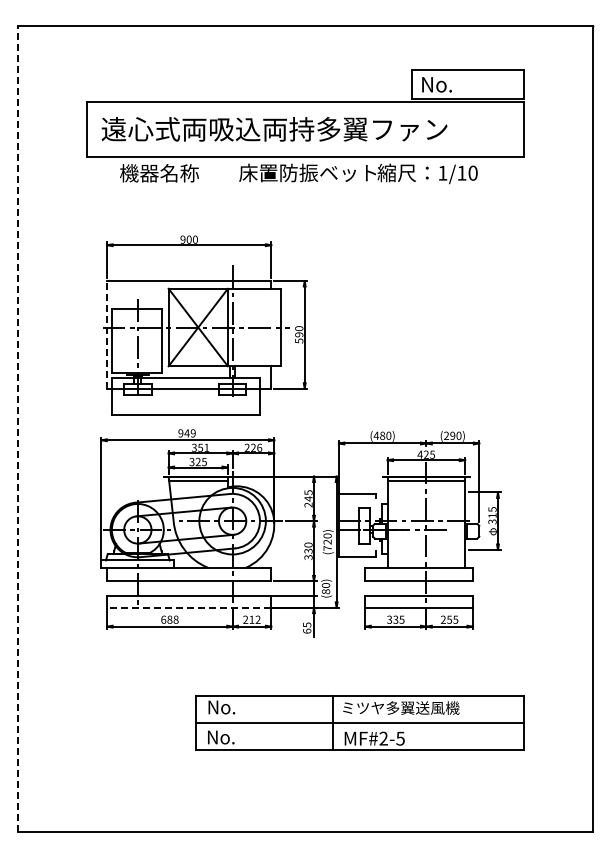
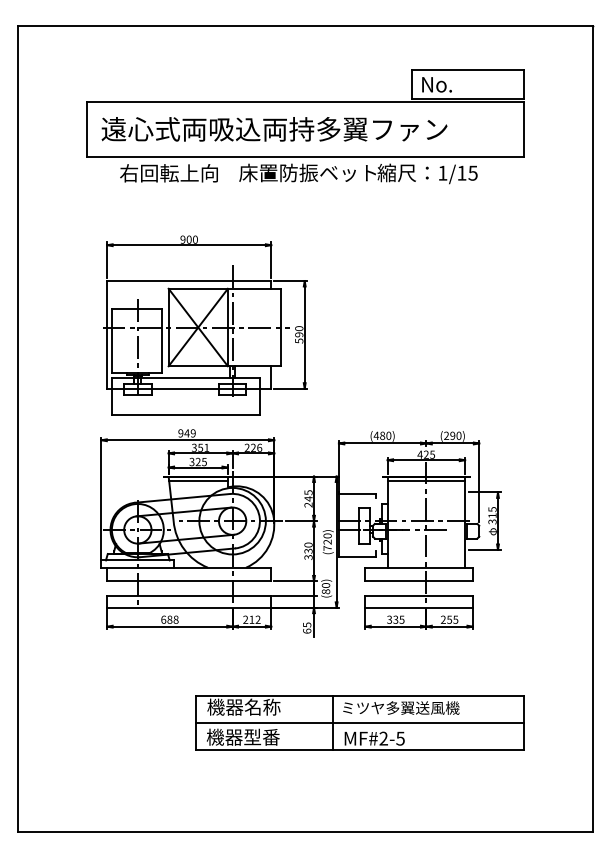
text: 1/10 -> 1/15 (472, 172)
text: 機器名称 -> 右回転上向 (168, 173)
line: dashed -> solid (107, 334)
line: dashed -> solid (18, 428)
line: dashed -> solid (188, 607)
text: No. -> 機器名称 (243, 706)
text: No. -> 機器型番 (242, 736)
